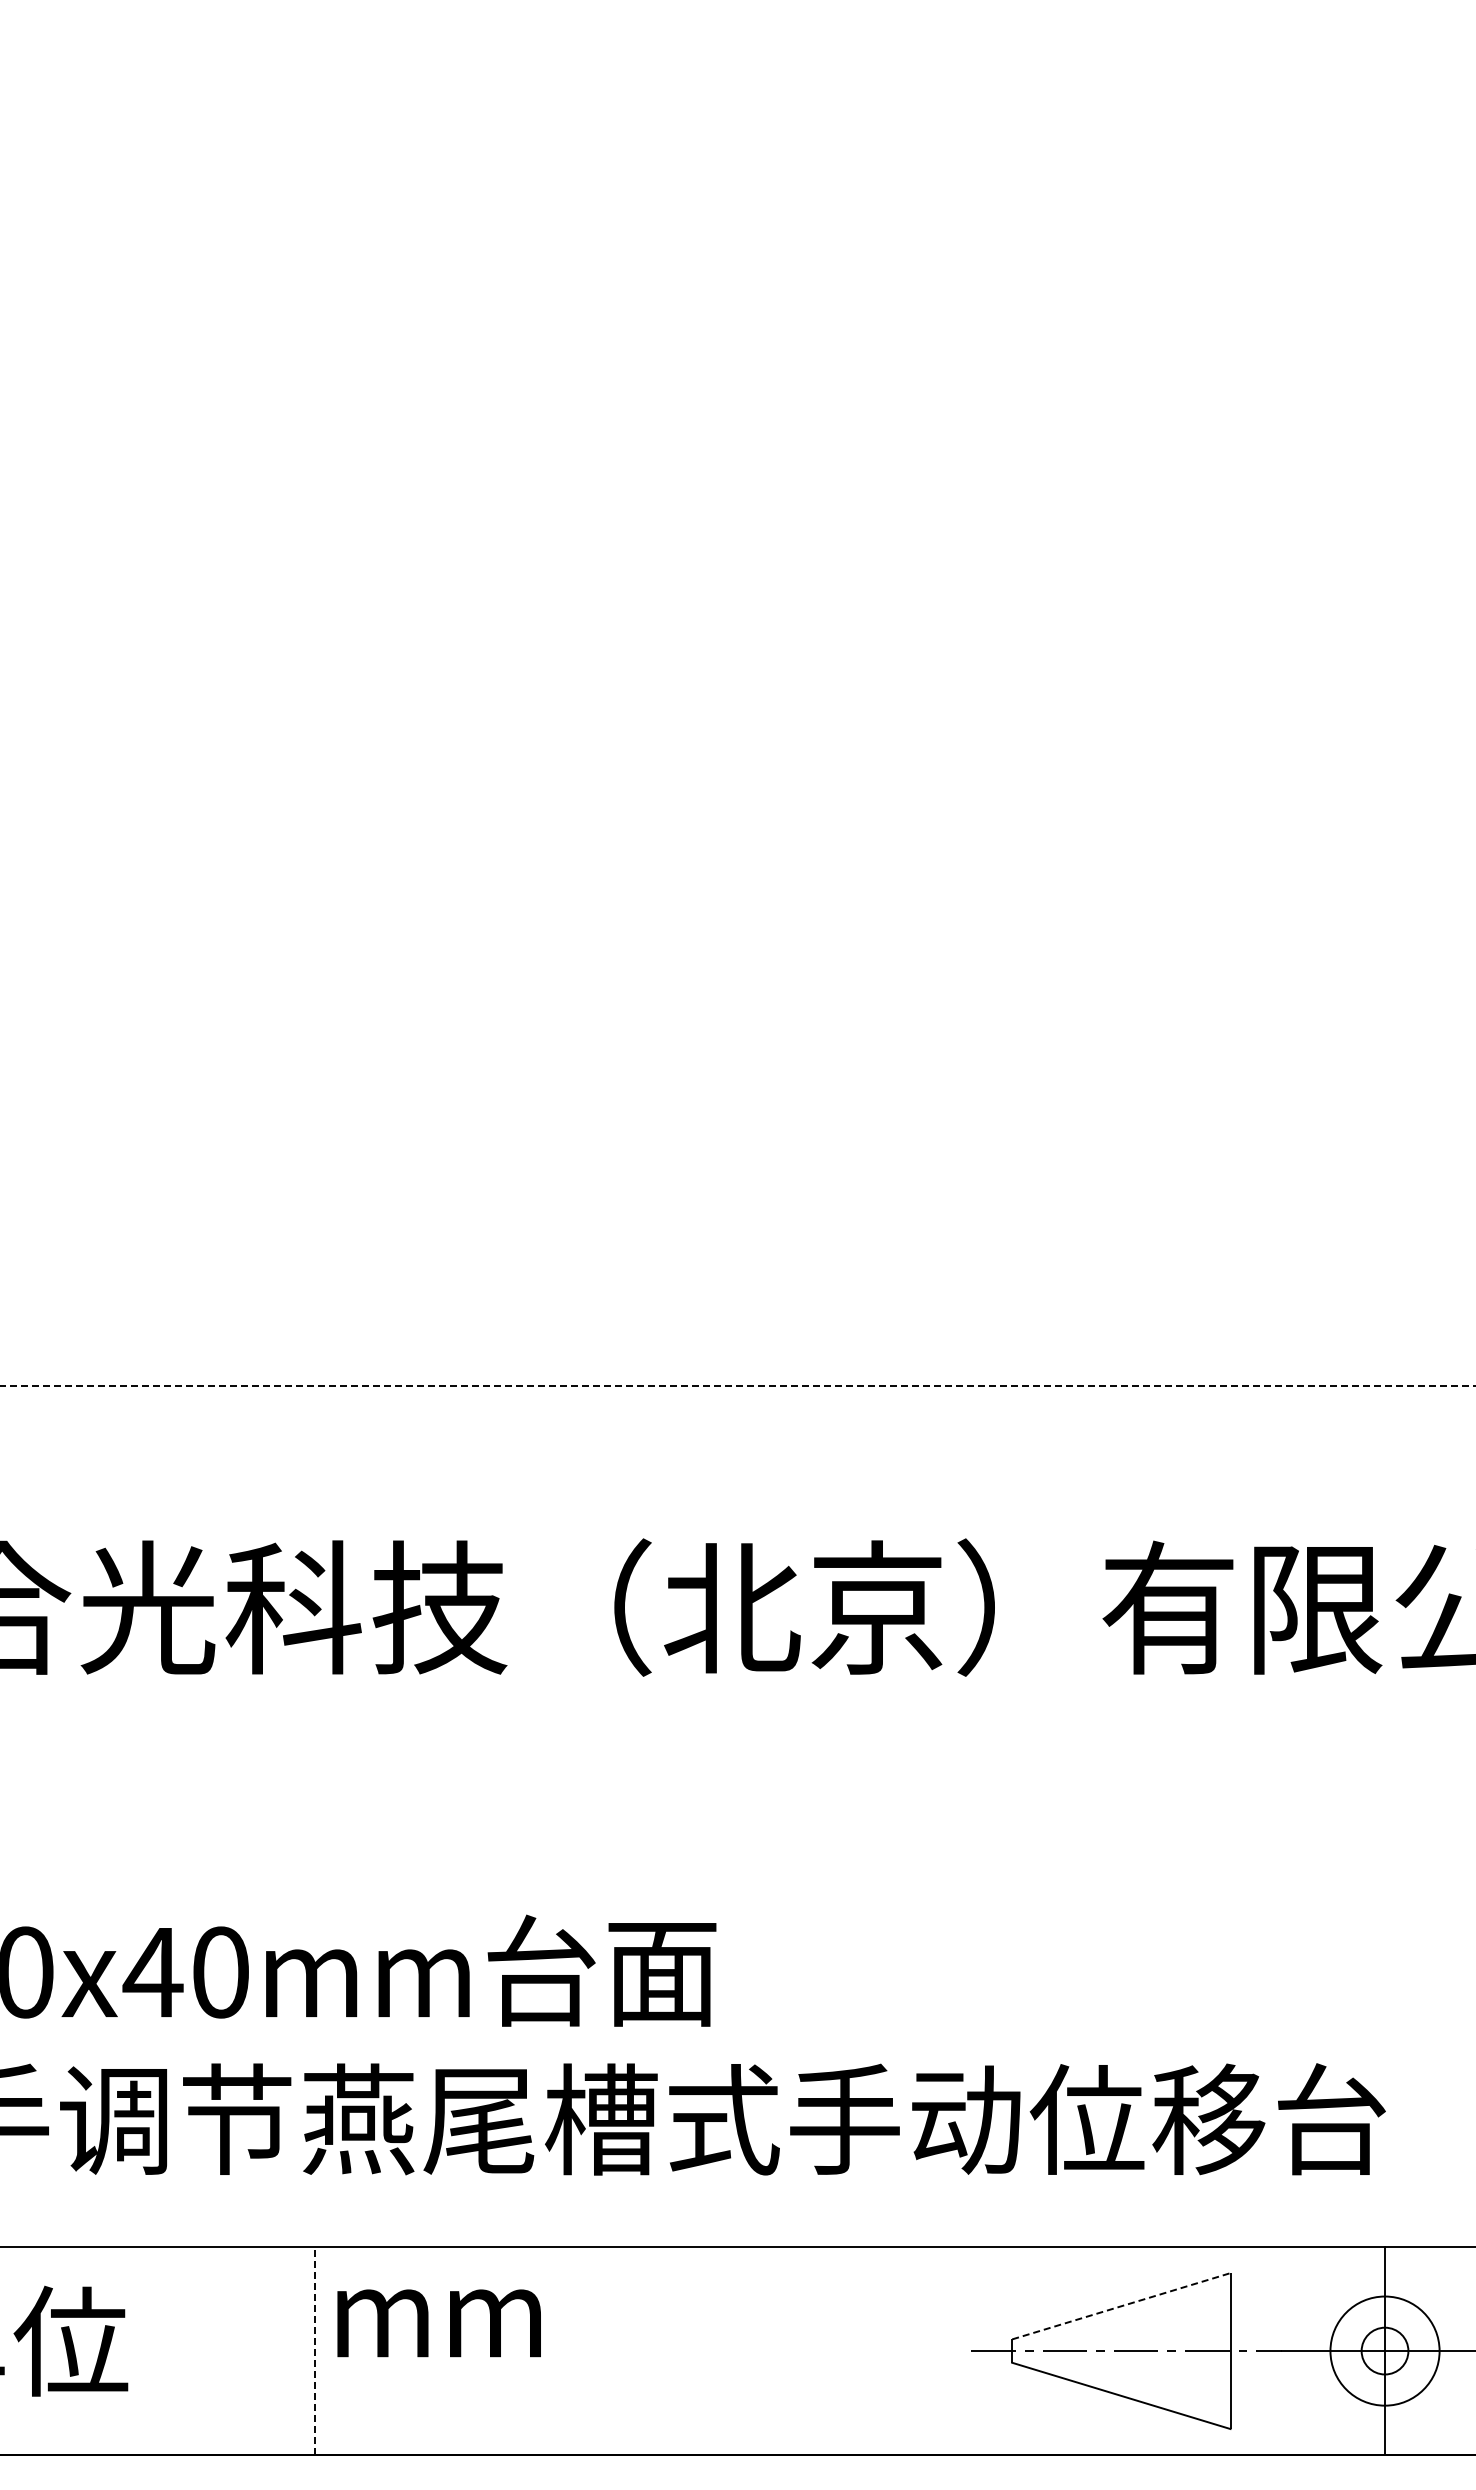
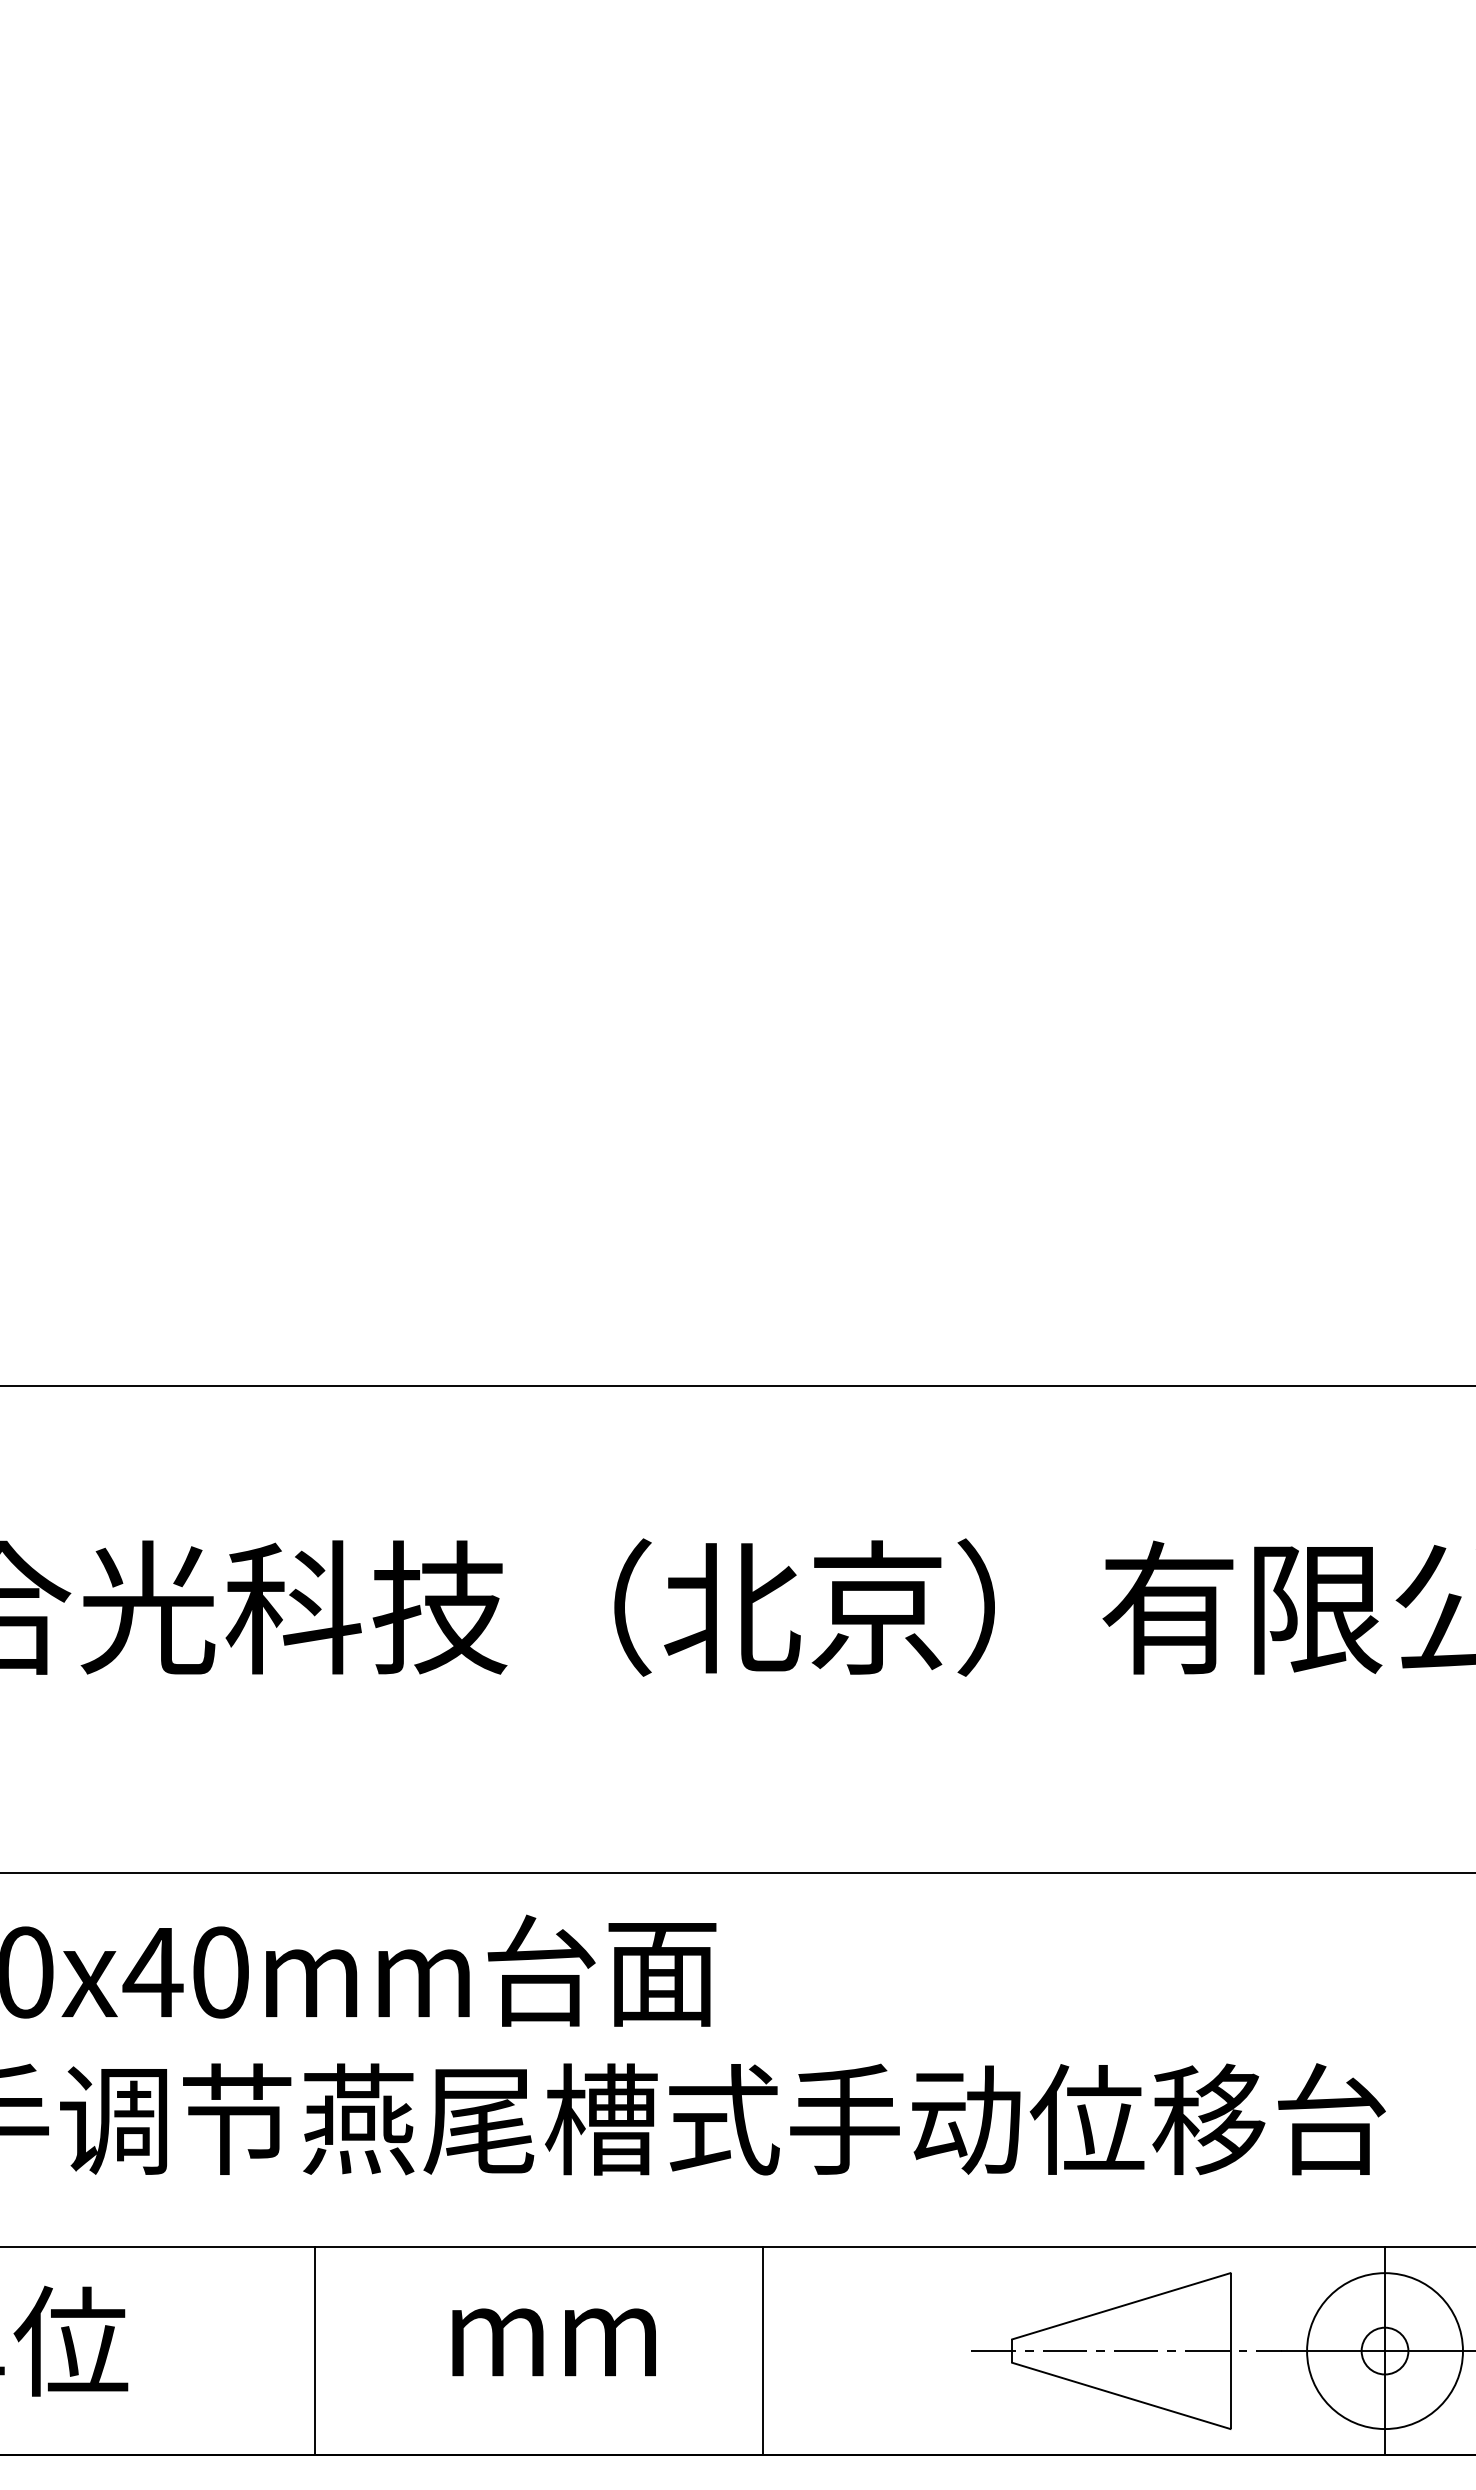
line: dashed -> solid (738, 1386)
line: none -> present (737, 1873)
line: dashed -> solid (1121, 2306)
text position: (438, 2323) -> (553, 2342) (553, 2342)
line: dashed -> solid (315, 2350)
circle diameter: 109 px -> 156 px (1384, 2351)
line: none -> present (763, 2351)
